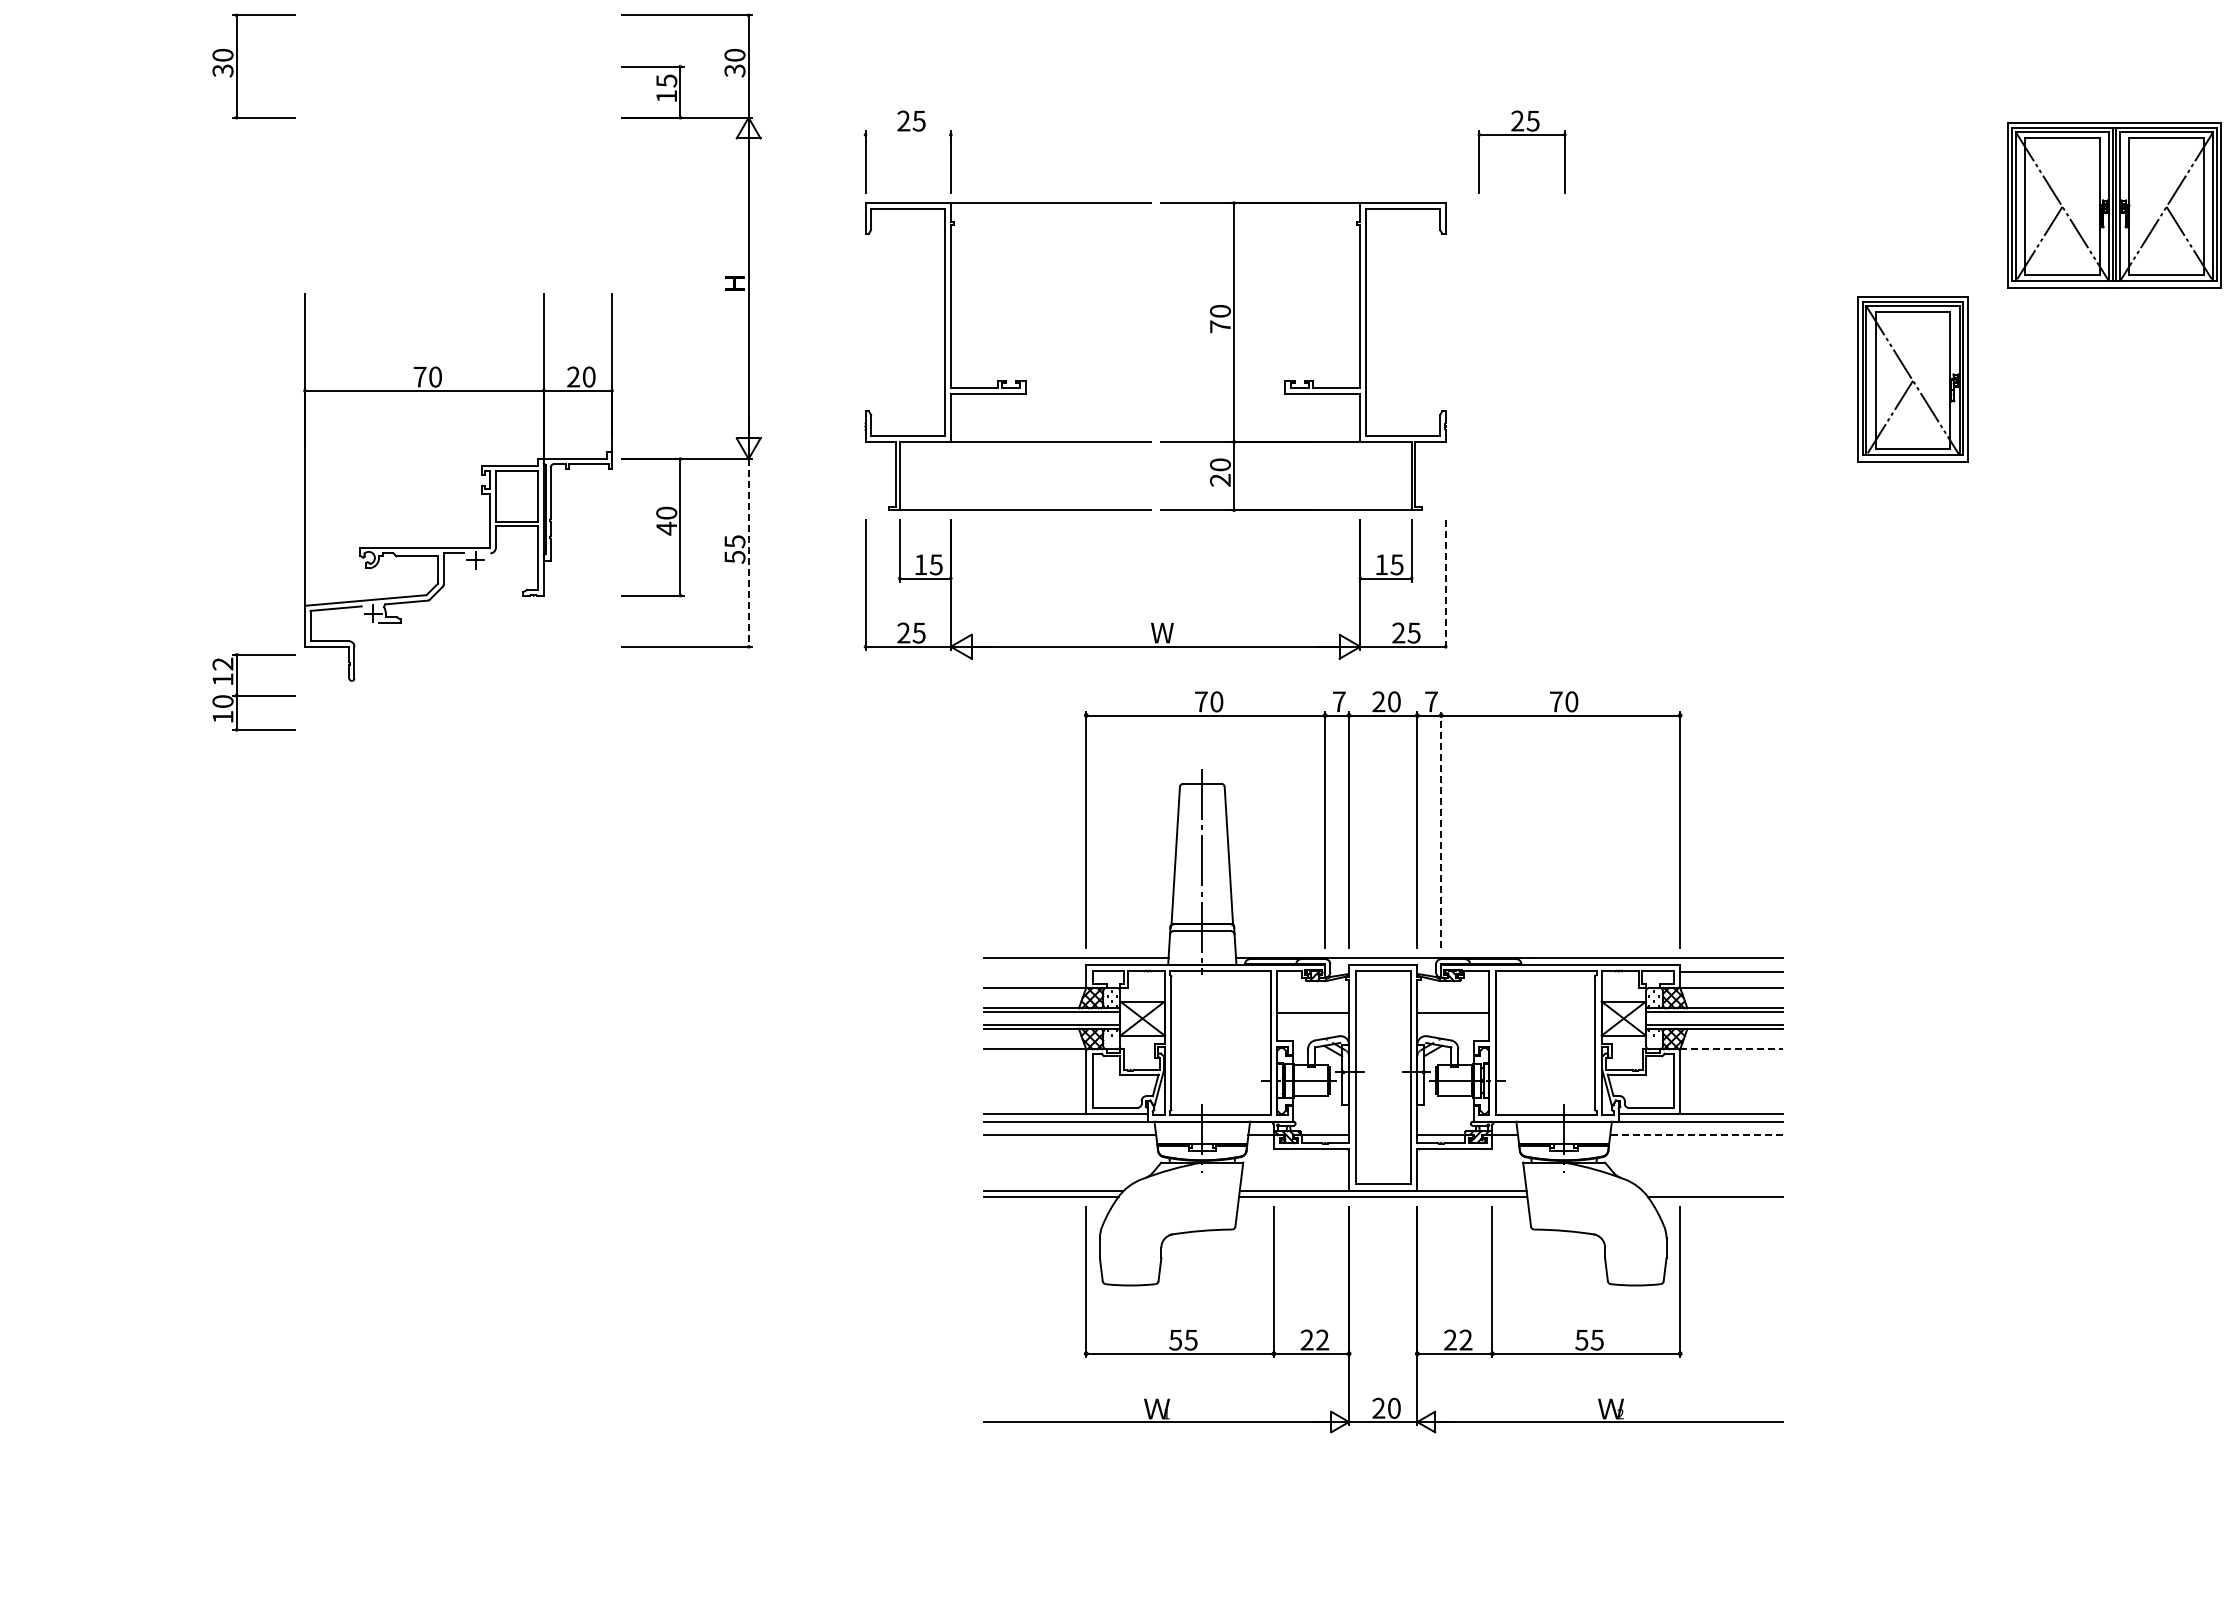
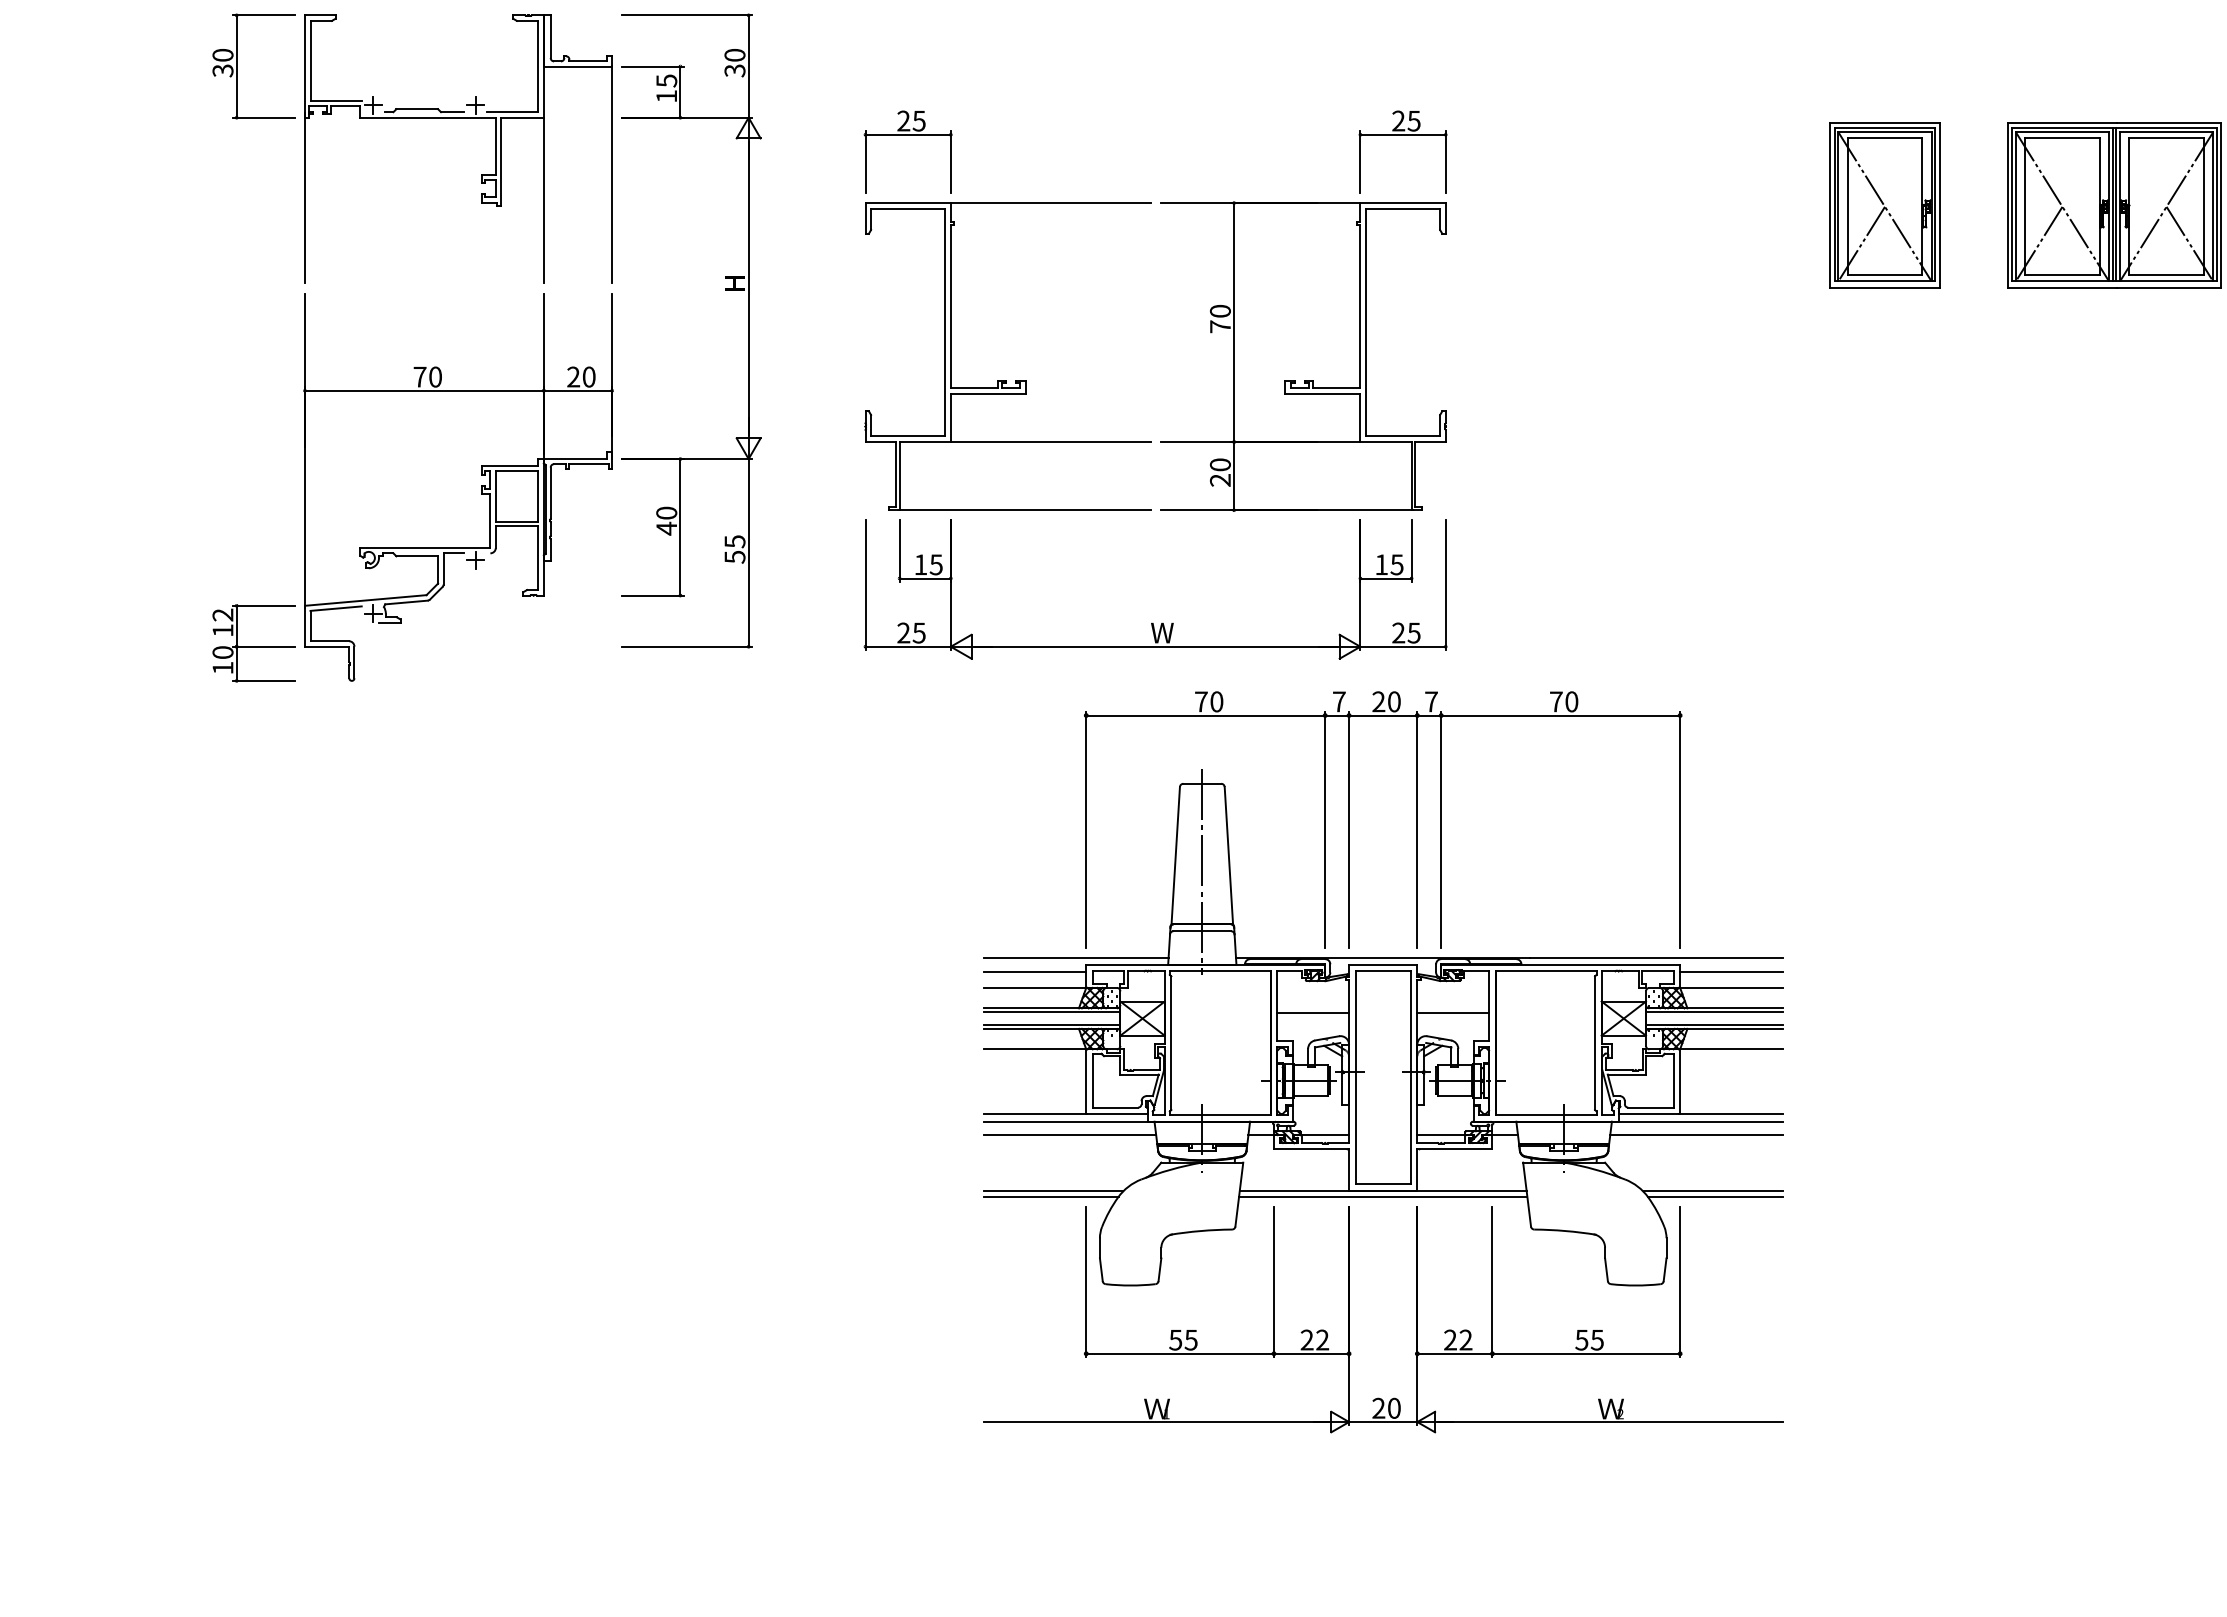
part: none -> present (458, 118)
line: none -> present (907, 134)
part position: (1521, 135) -> (1402, 135) (1402, 135)
part position: (1912, 379) -> (1884, 205) (1884, 205)
line: dashed -> solid (748, 552)
line: dashed -> solid (1445, 585)
part position: (253, 692) -> (253, 643) (253, 643)
line: dashed -> solid (1441, 829)
line: none -> present (1034, 972)
line: dashed -> solid (1731, 1049)
line: dashed -> solid (1695, 1135)
line: none -> present (1712, 1191)
